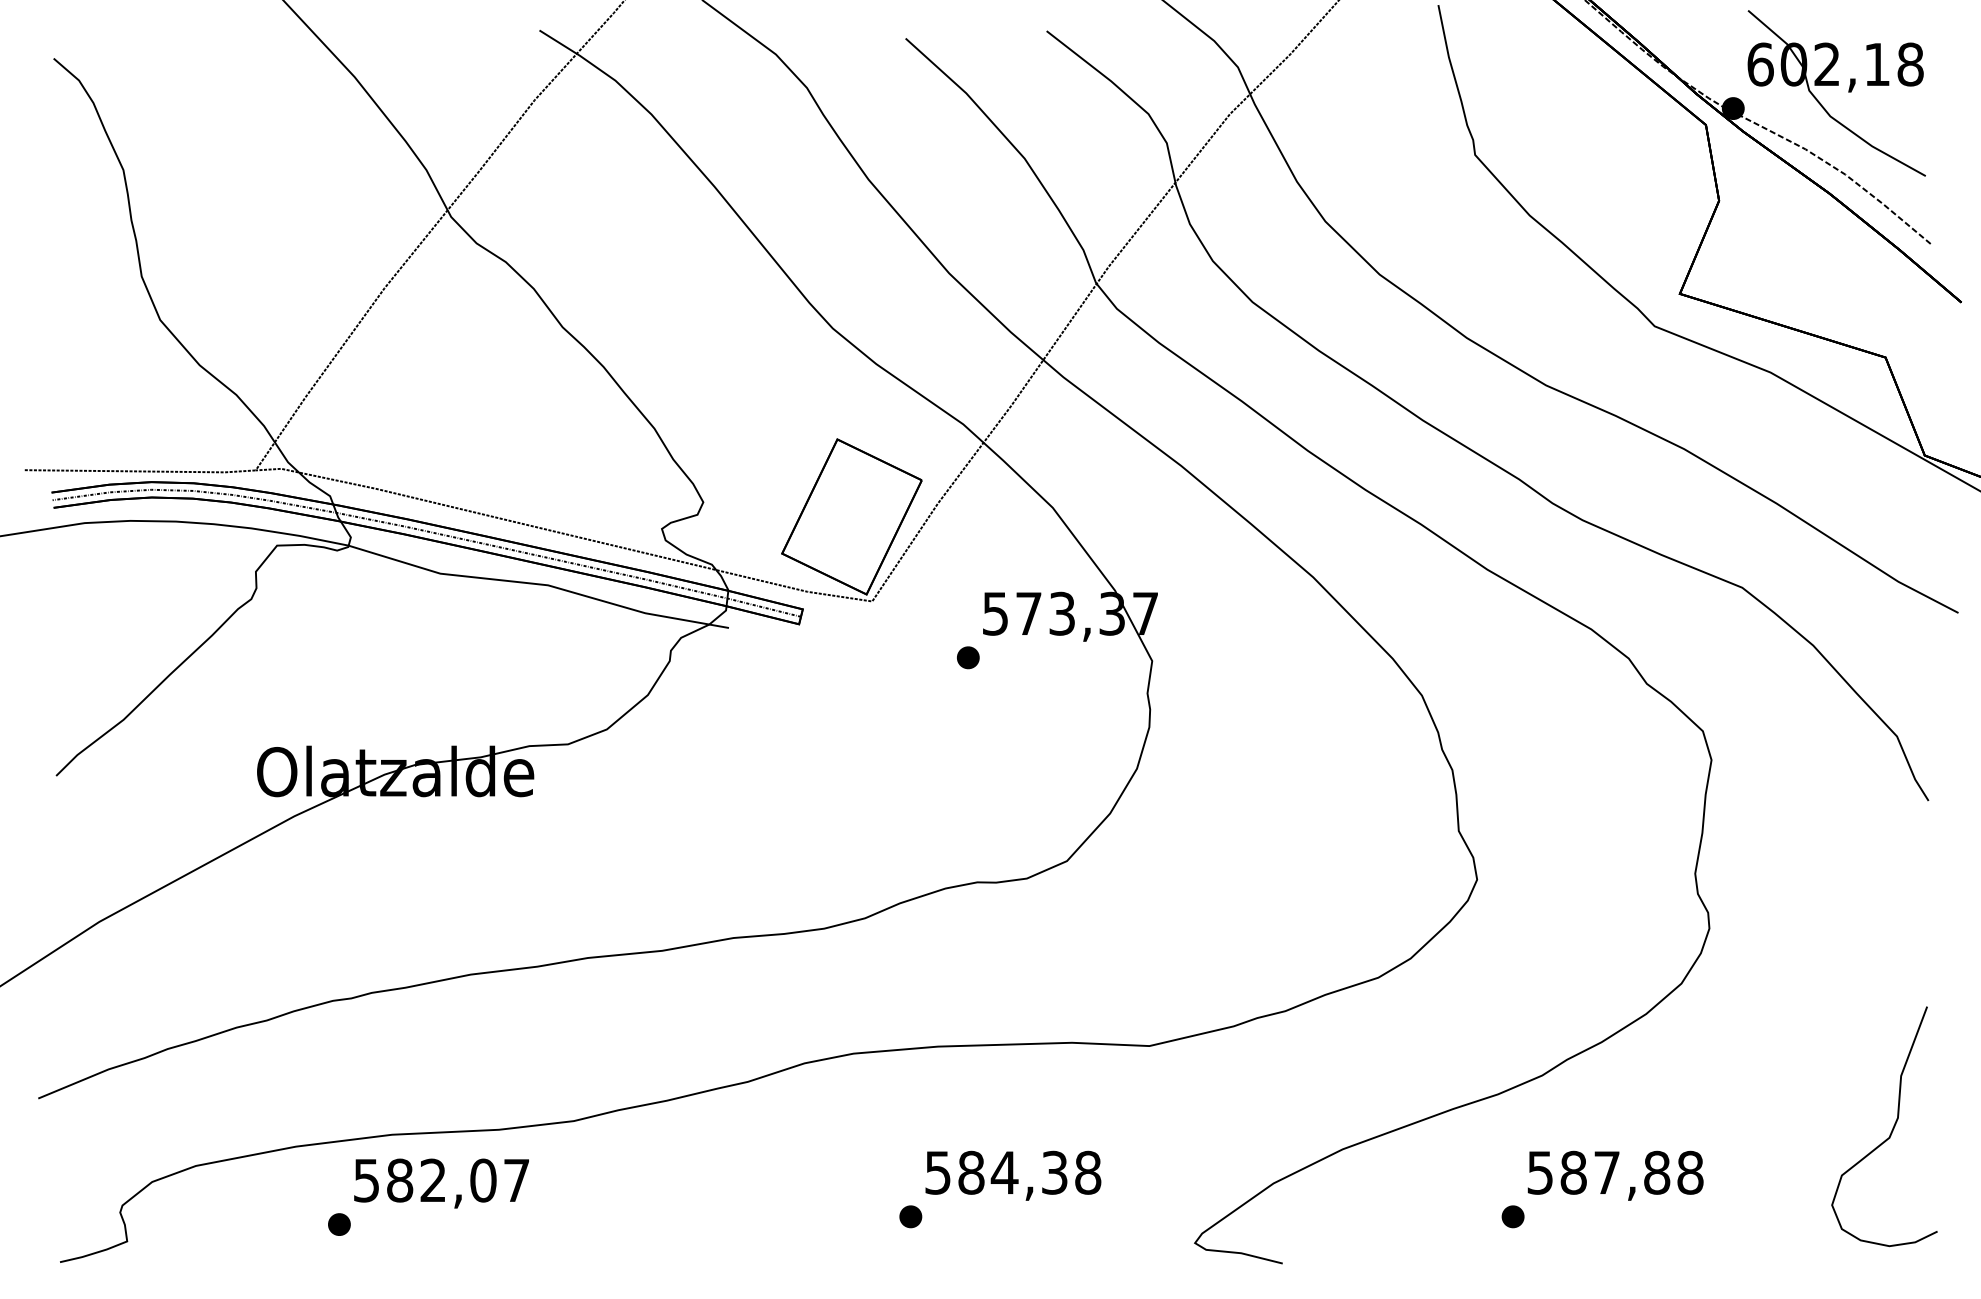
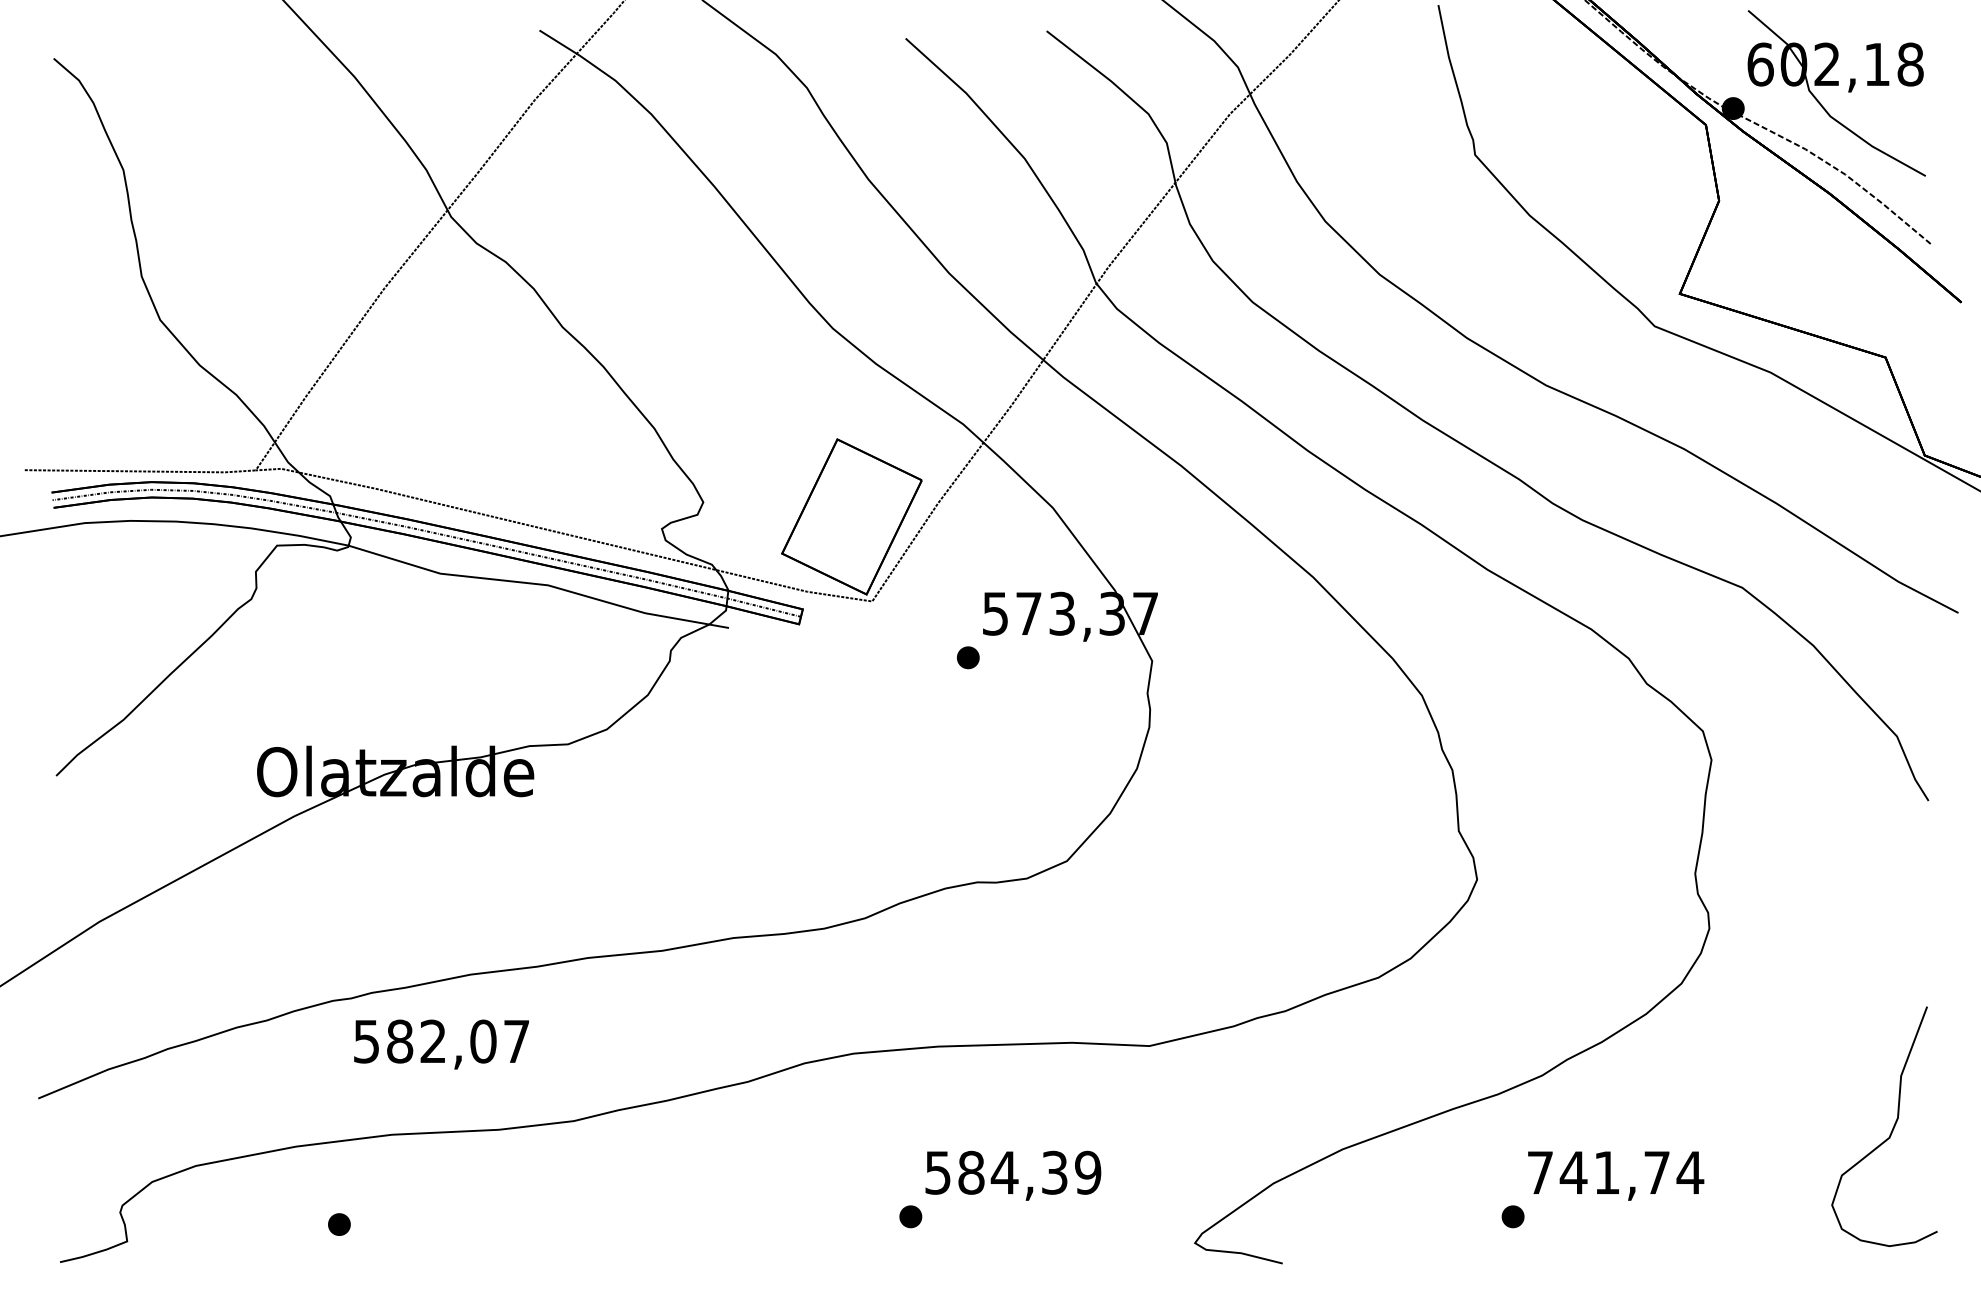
text: 584,38 -> 584,39 (1088, 1172)
text: 587,88 -> 741,74 (1615, 1172)
text position: (441, 1183) -> (441, 1044) (441, 1044)
